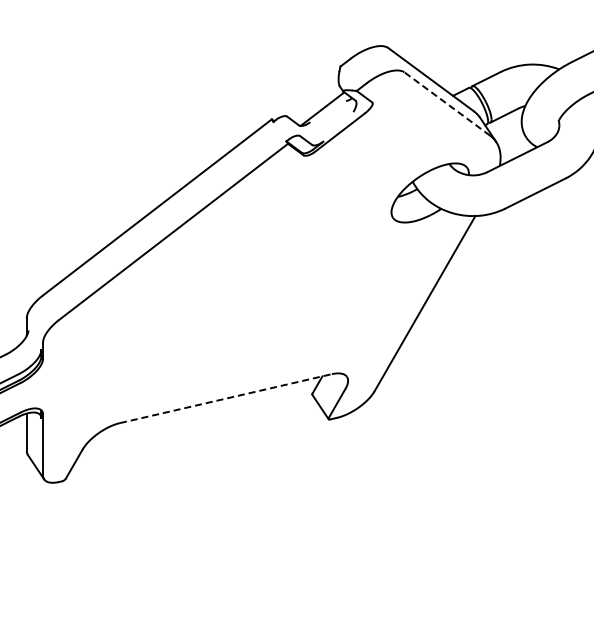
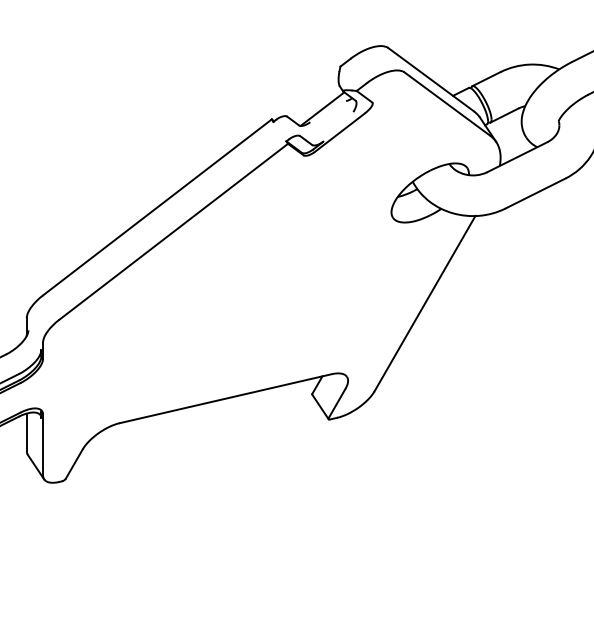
line: dashed -> solid (446, 103)
line: dashed -> solid (225, 398)
